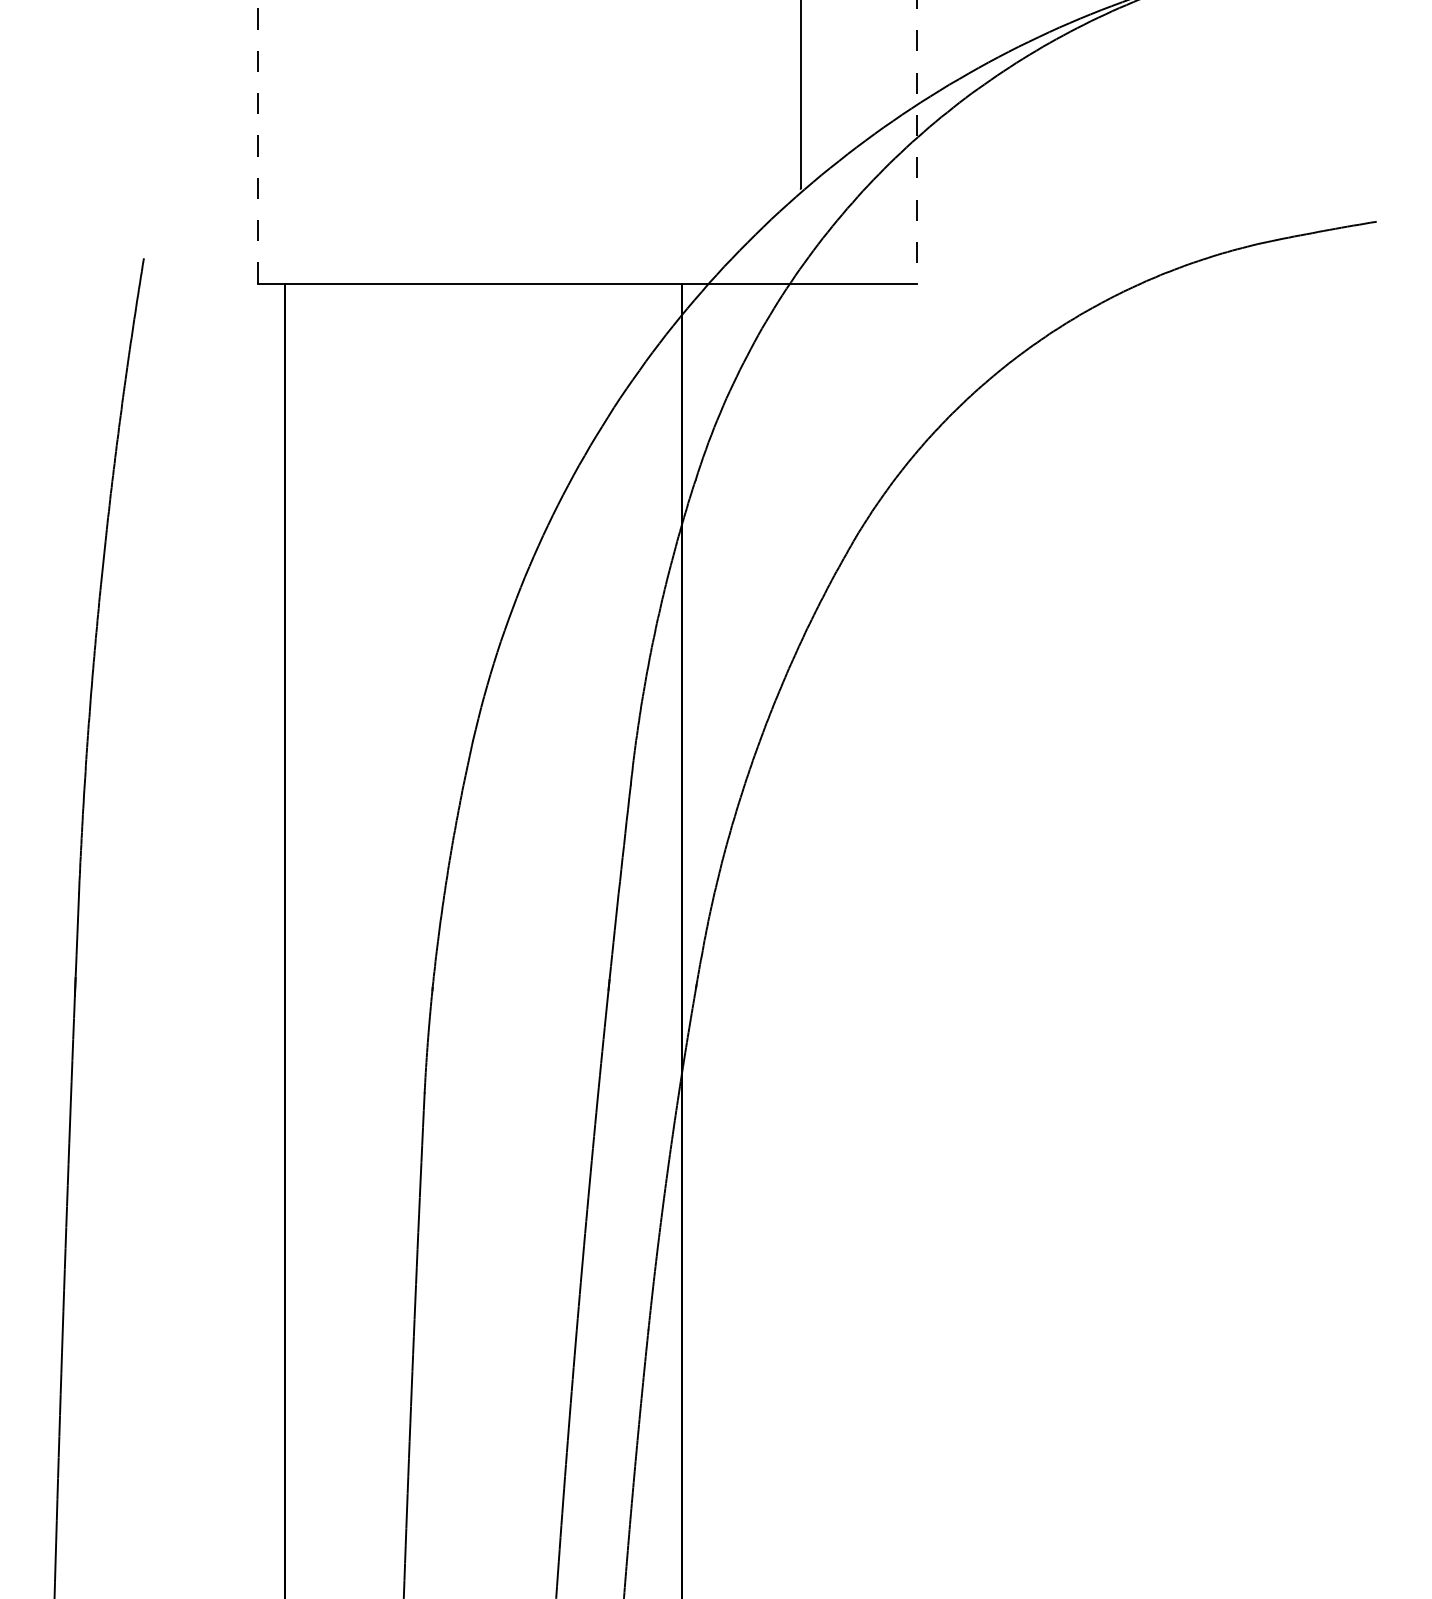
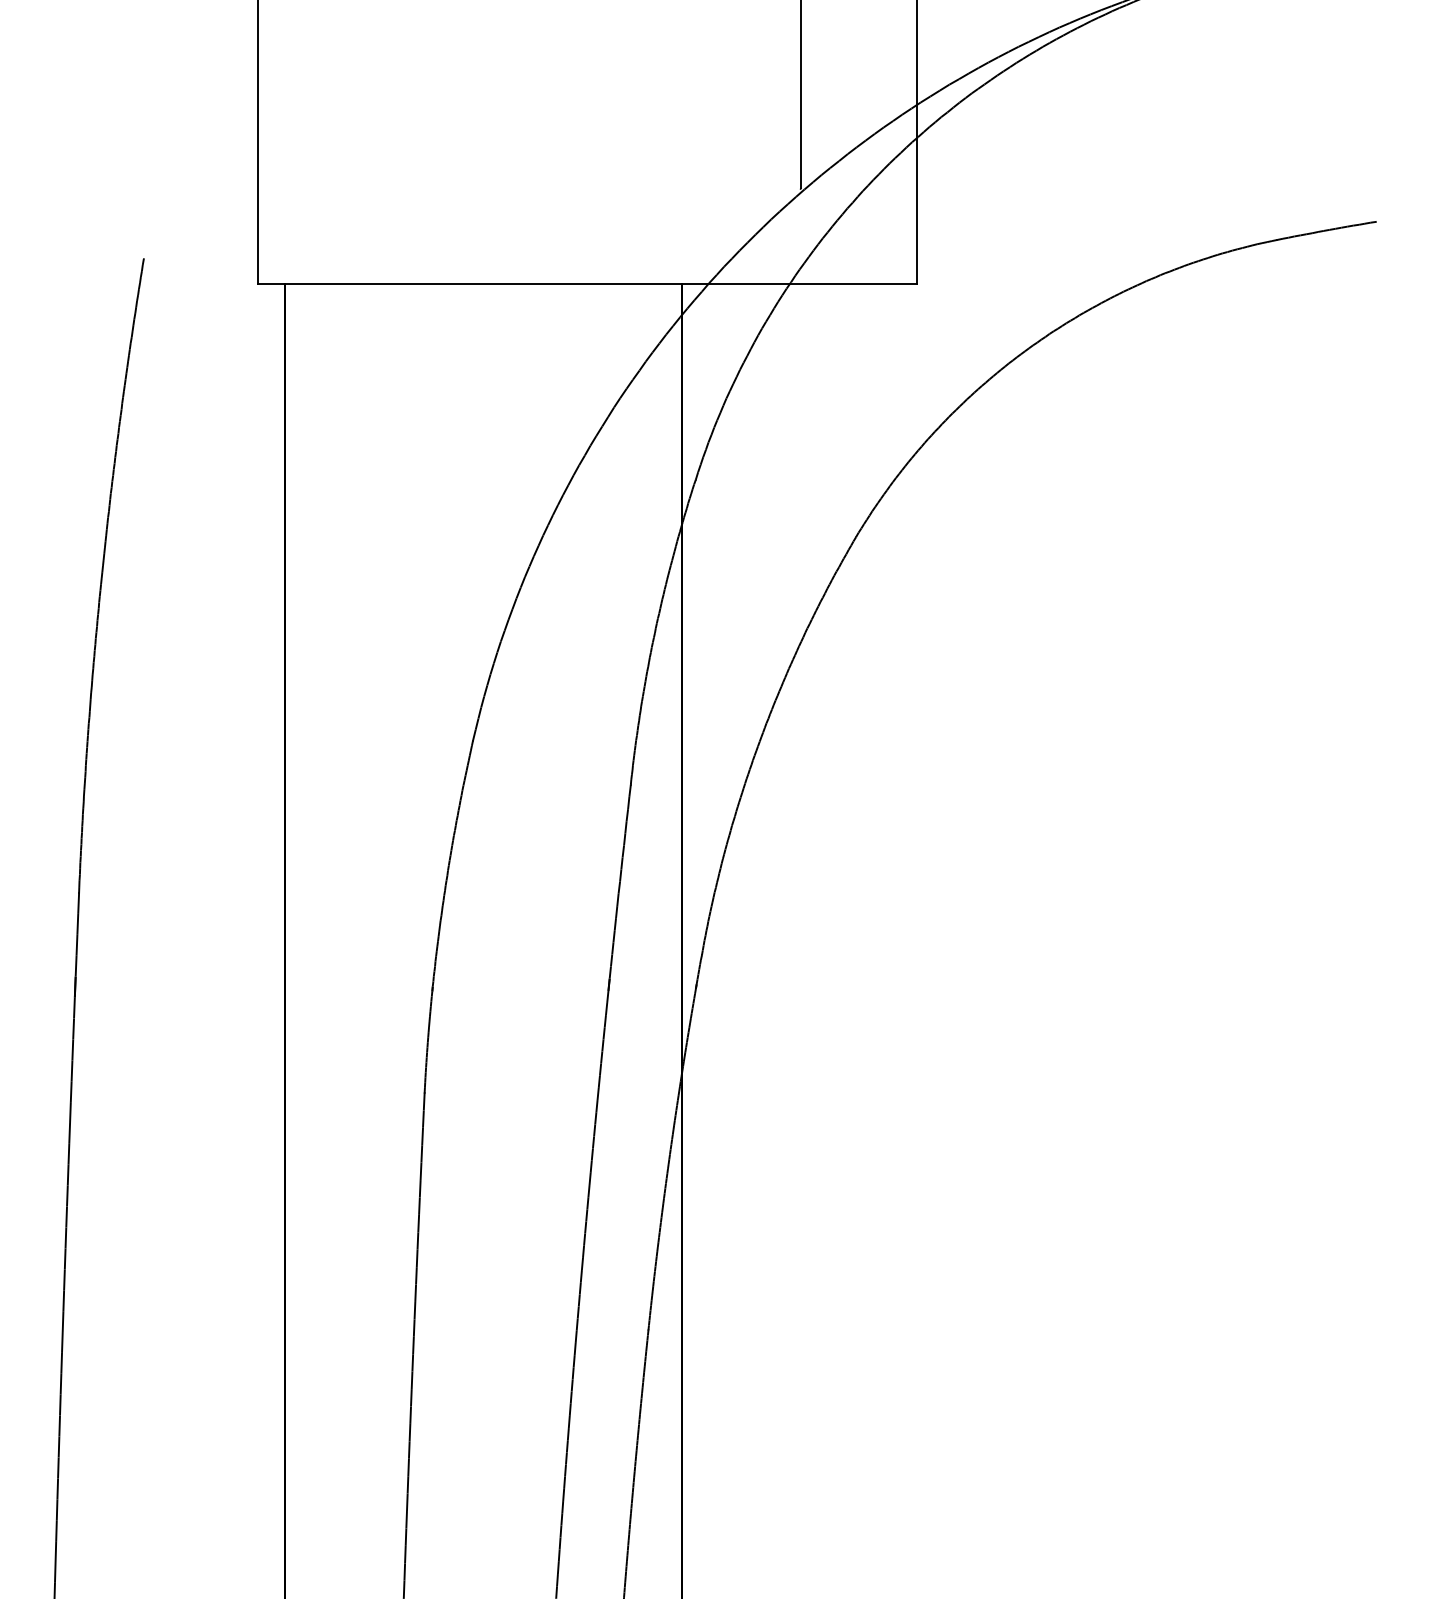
line: dashed -> solid (257, 141)
line: dashed -> solid (917, 142)
